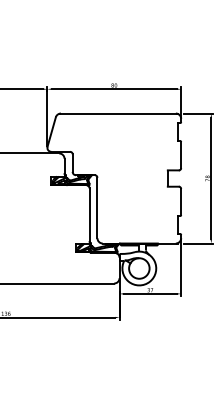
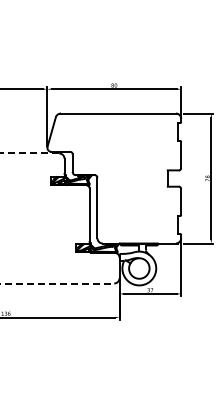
line: solid -> dashed (29, 153)
line: solid -> dashed (57, 283)
